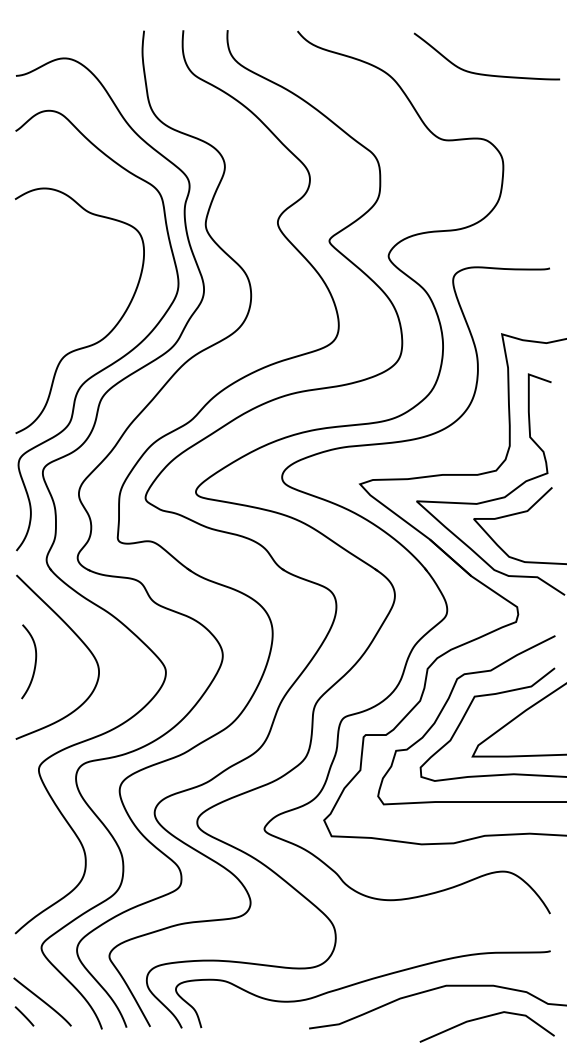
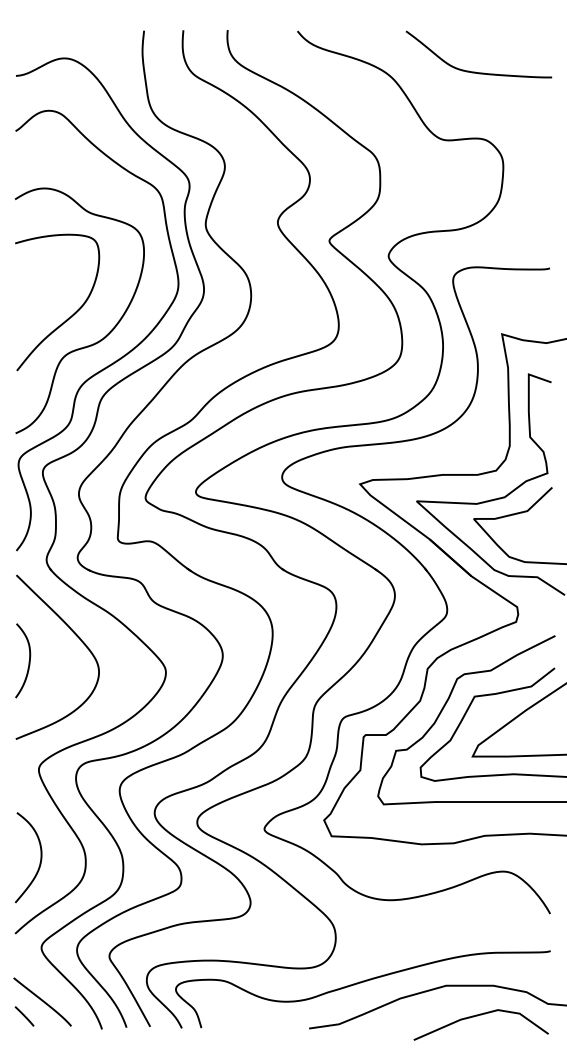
curve position: (483, 73) -> (475, 71) (475, 71)
curve: none -> present (68, 317)
curve position: (34, 662) -> (28, 661) (28, 661)
curve: none -> present (40, 857)
line position: (483, 1018) -> (477, 1016) (477, 1016)
